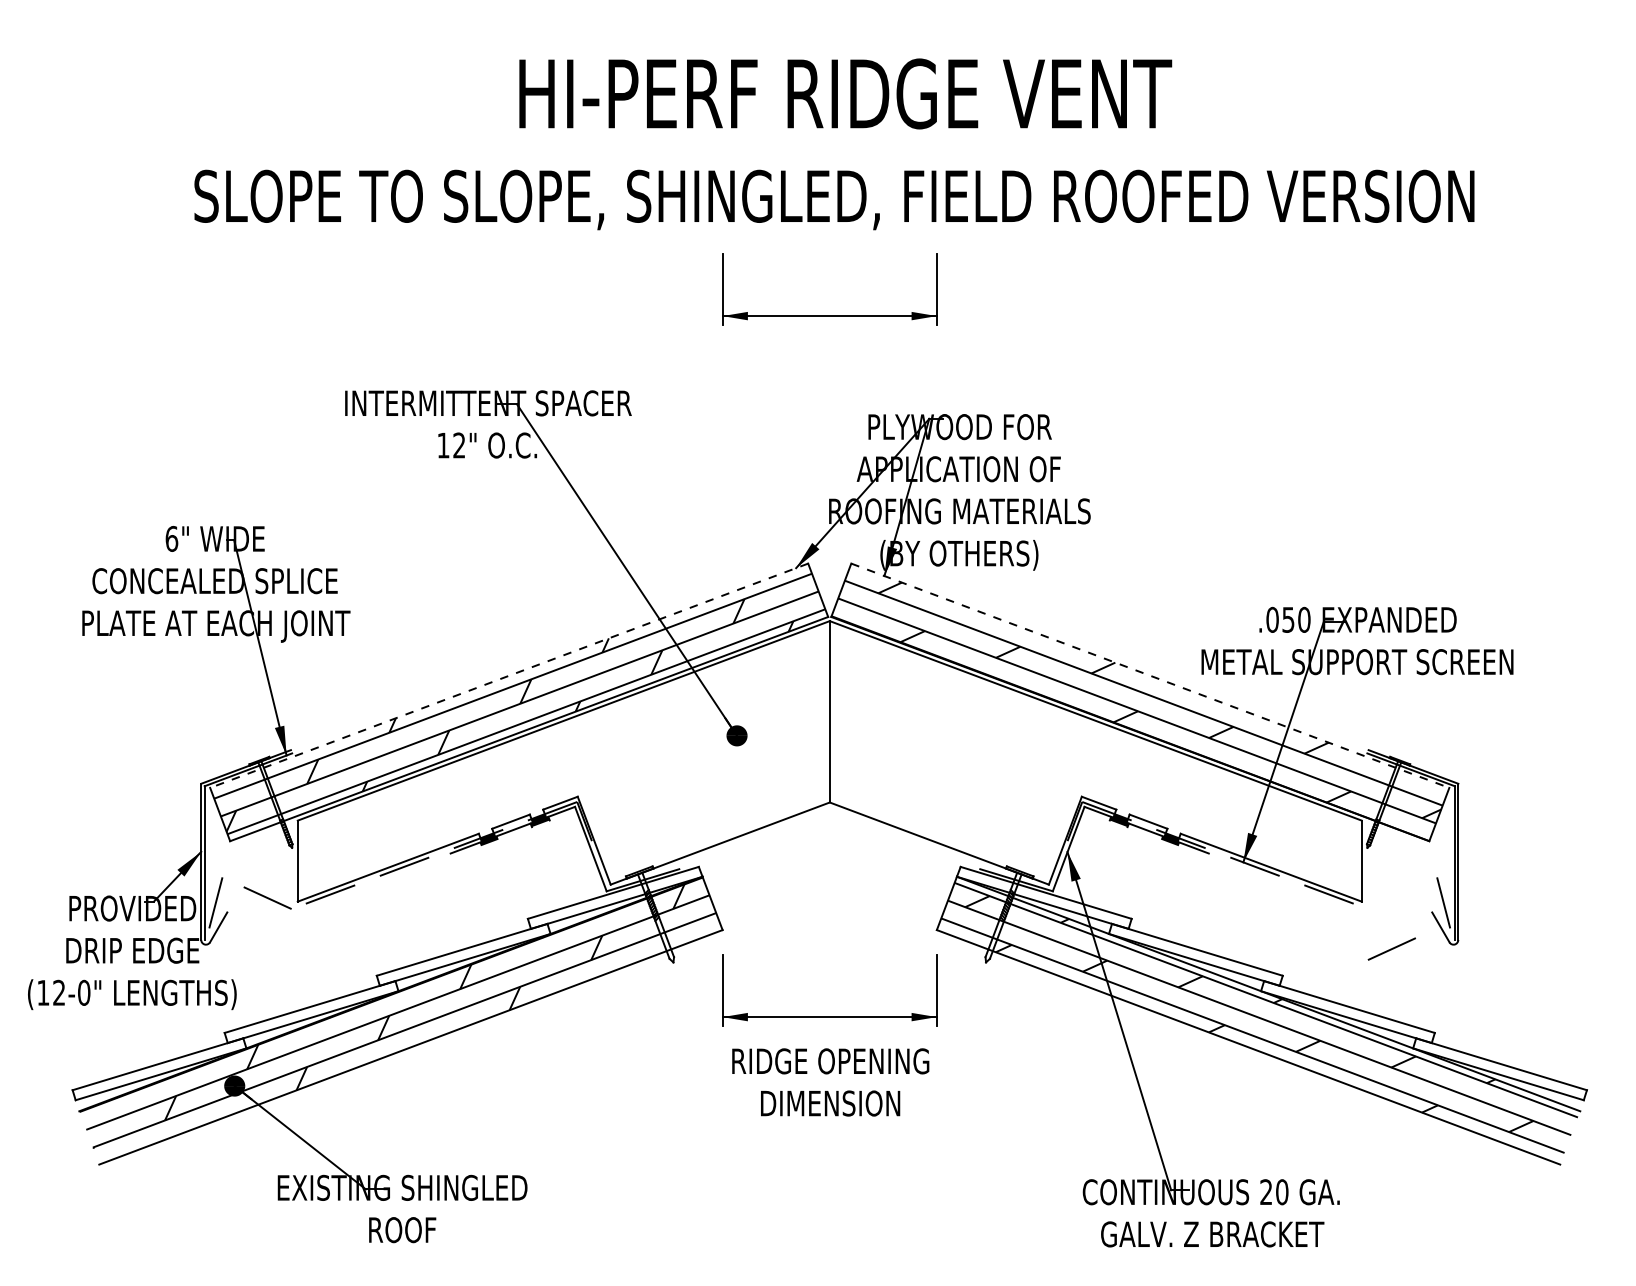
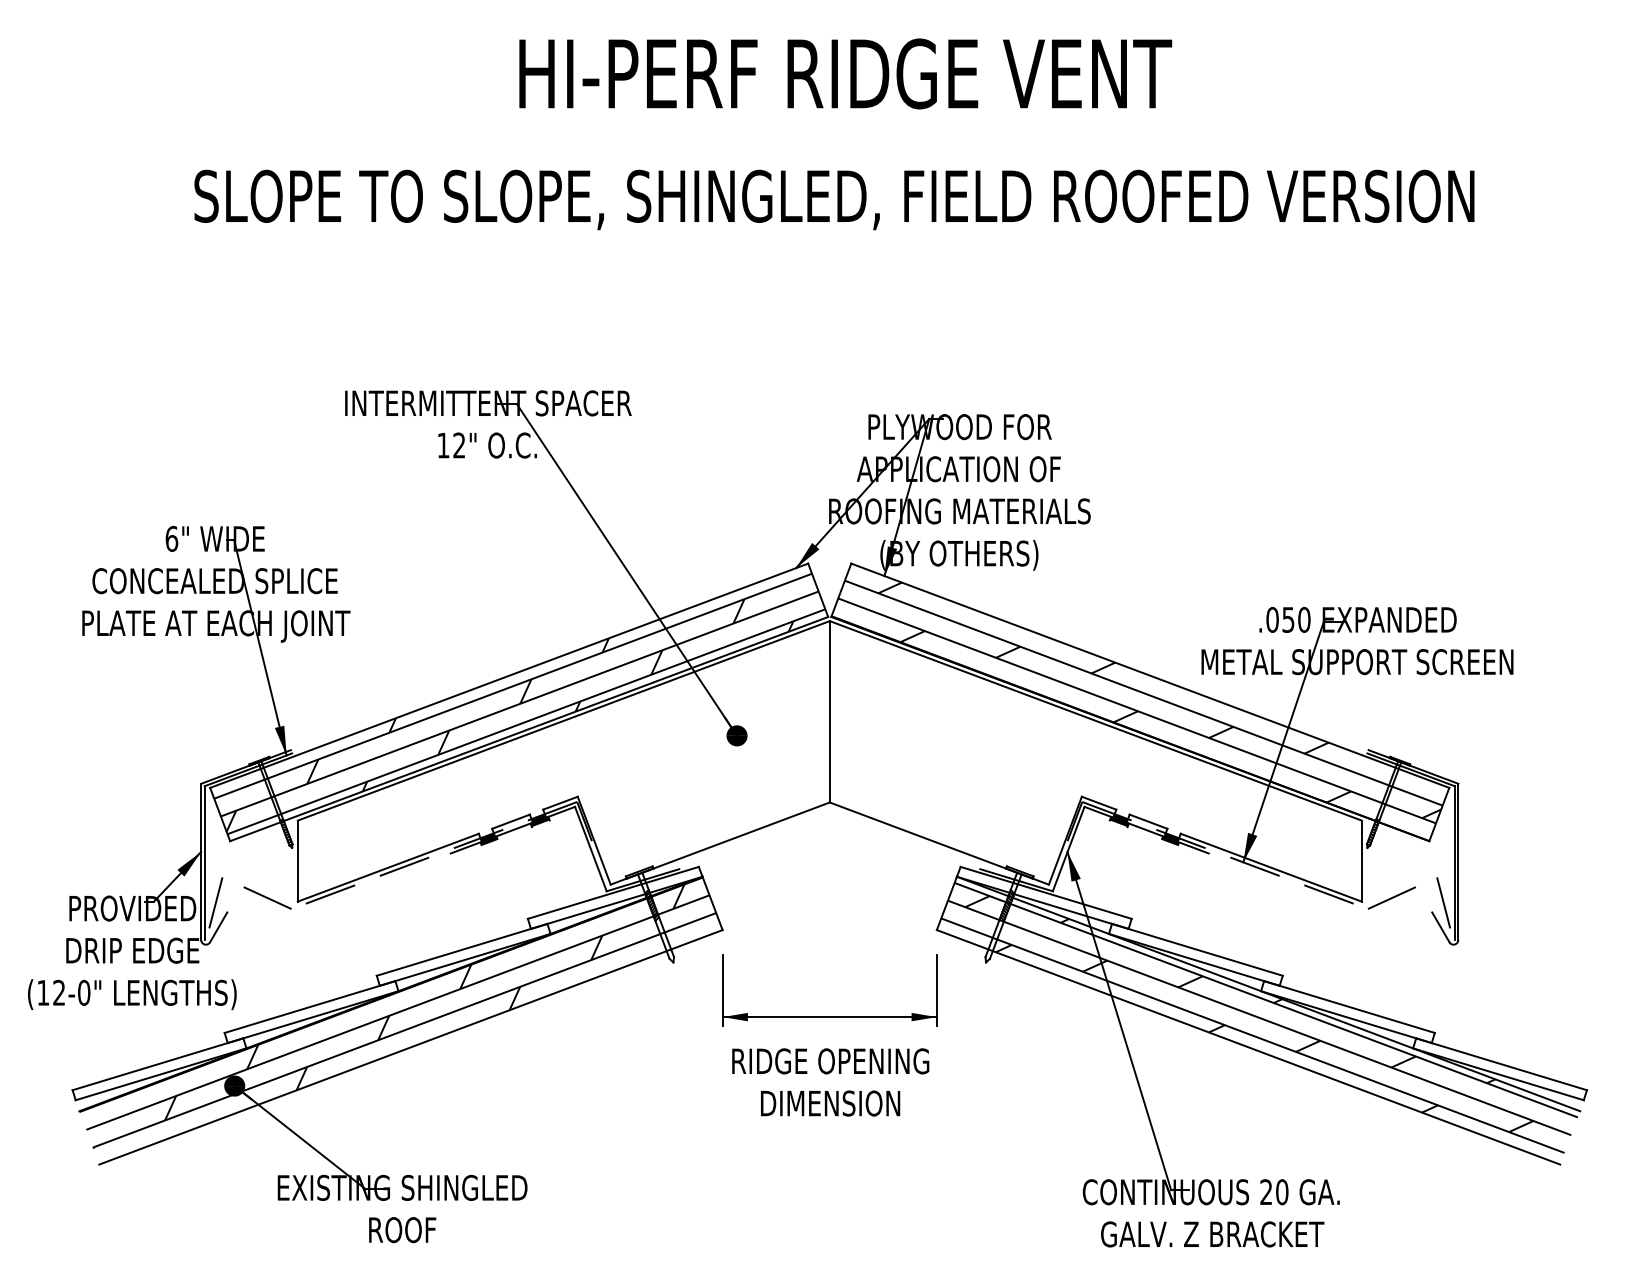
text position: (845, 93) -> (845, 73) (845, 73)
part: present -> none (829, 315)
line: dashed -> solid (508, 675)
line: dashed -> solid (1150, 675)
line position: (1391, 948) -> (1391, 897) (1391, 897)
